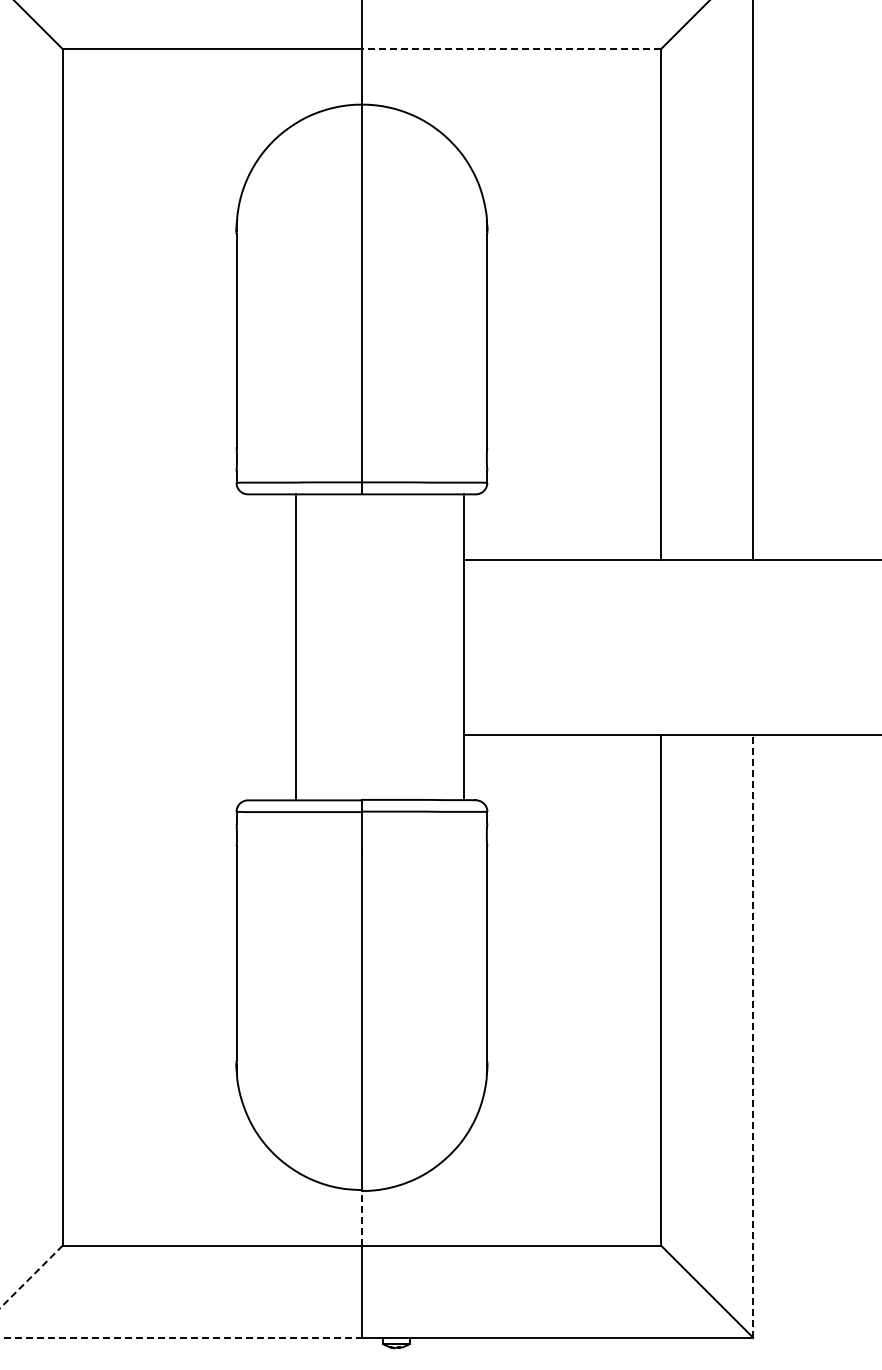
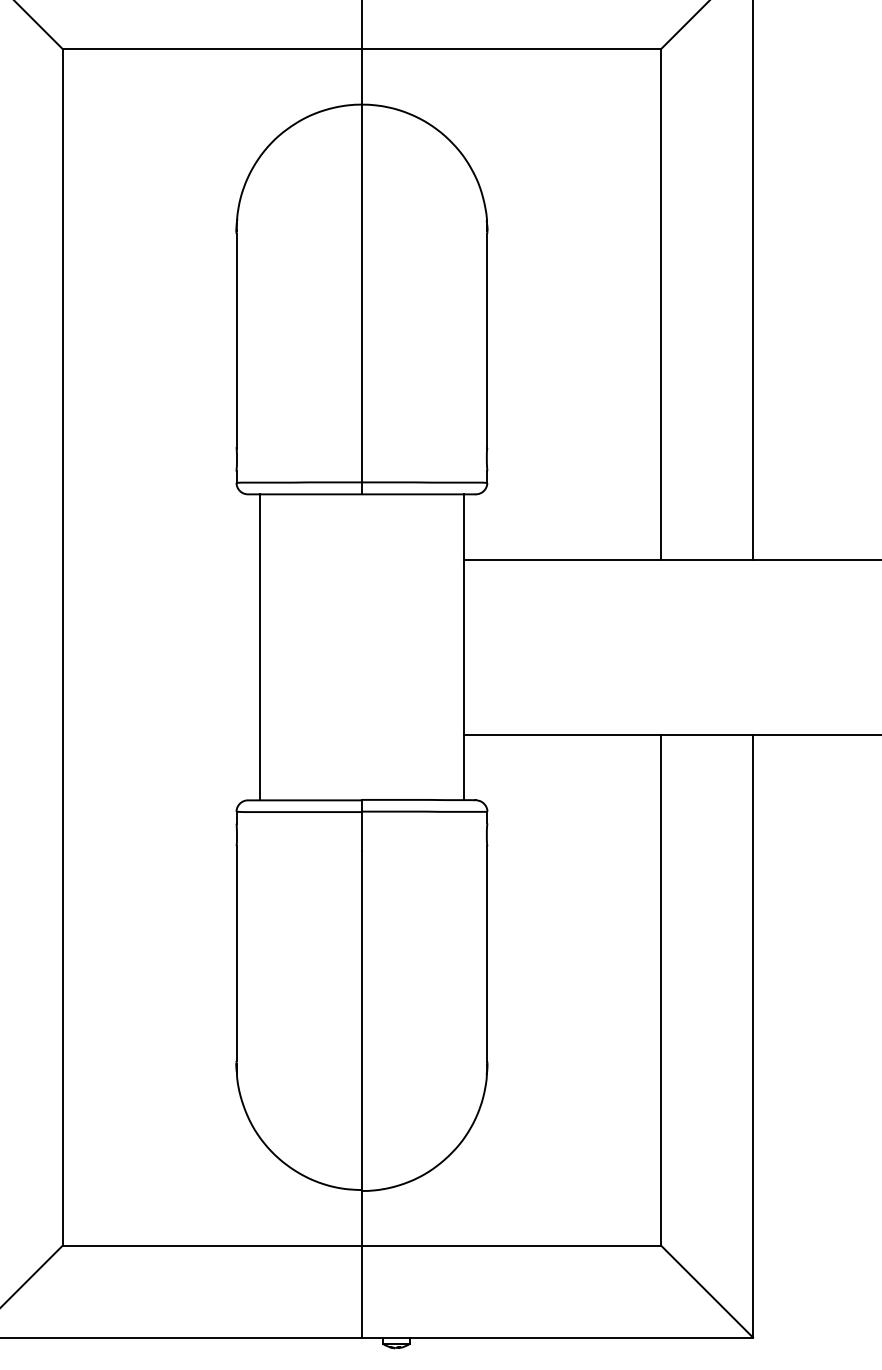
line: dashed -> solid (511, 49)
line position: (295, 647) -> (259, 647) (259, 647)
line: dashed -> solid (753, 1035)
line: dashed -> solid (361, 1217)
line: dashed -> solid (31, 1277)
line: dashed -> solid (181, 1337)
